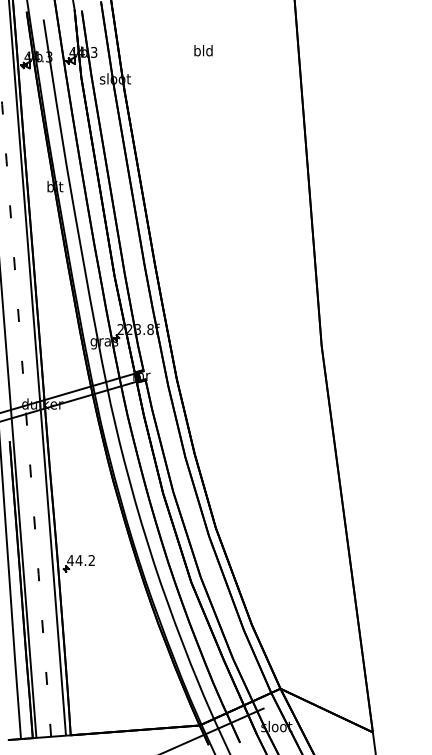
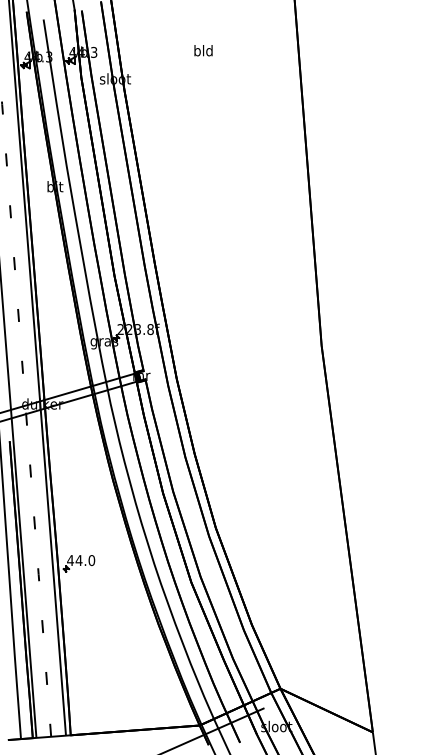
text: 44.2 -> 44.0 (91, 560)
